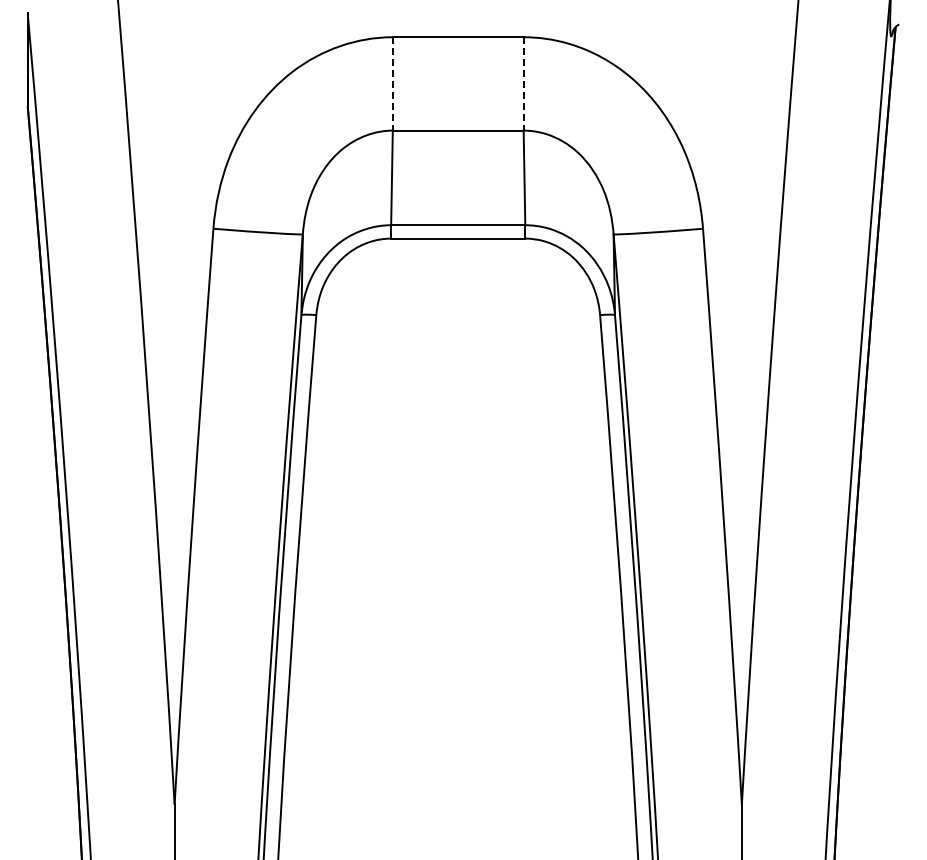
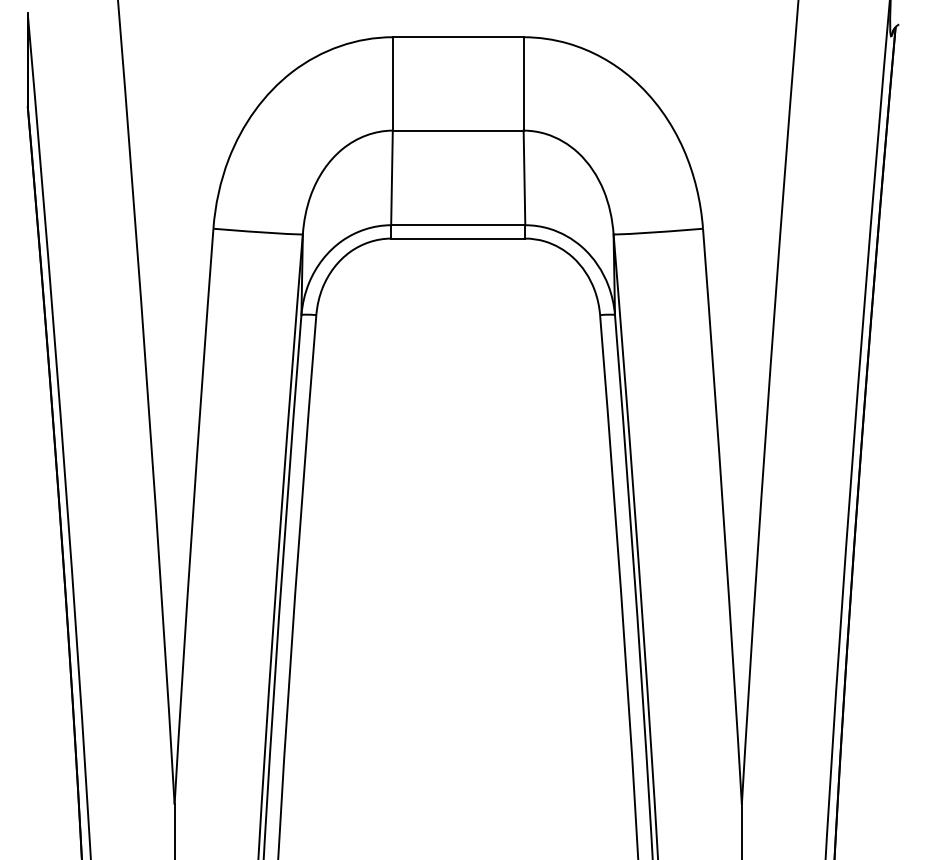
line: dashed -> solid (392, 83)
line: dashed -> solid (523, 83)
